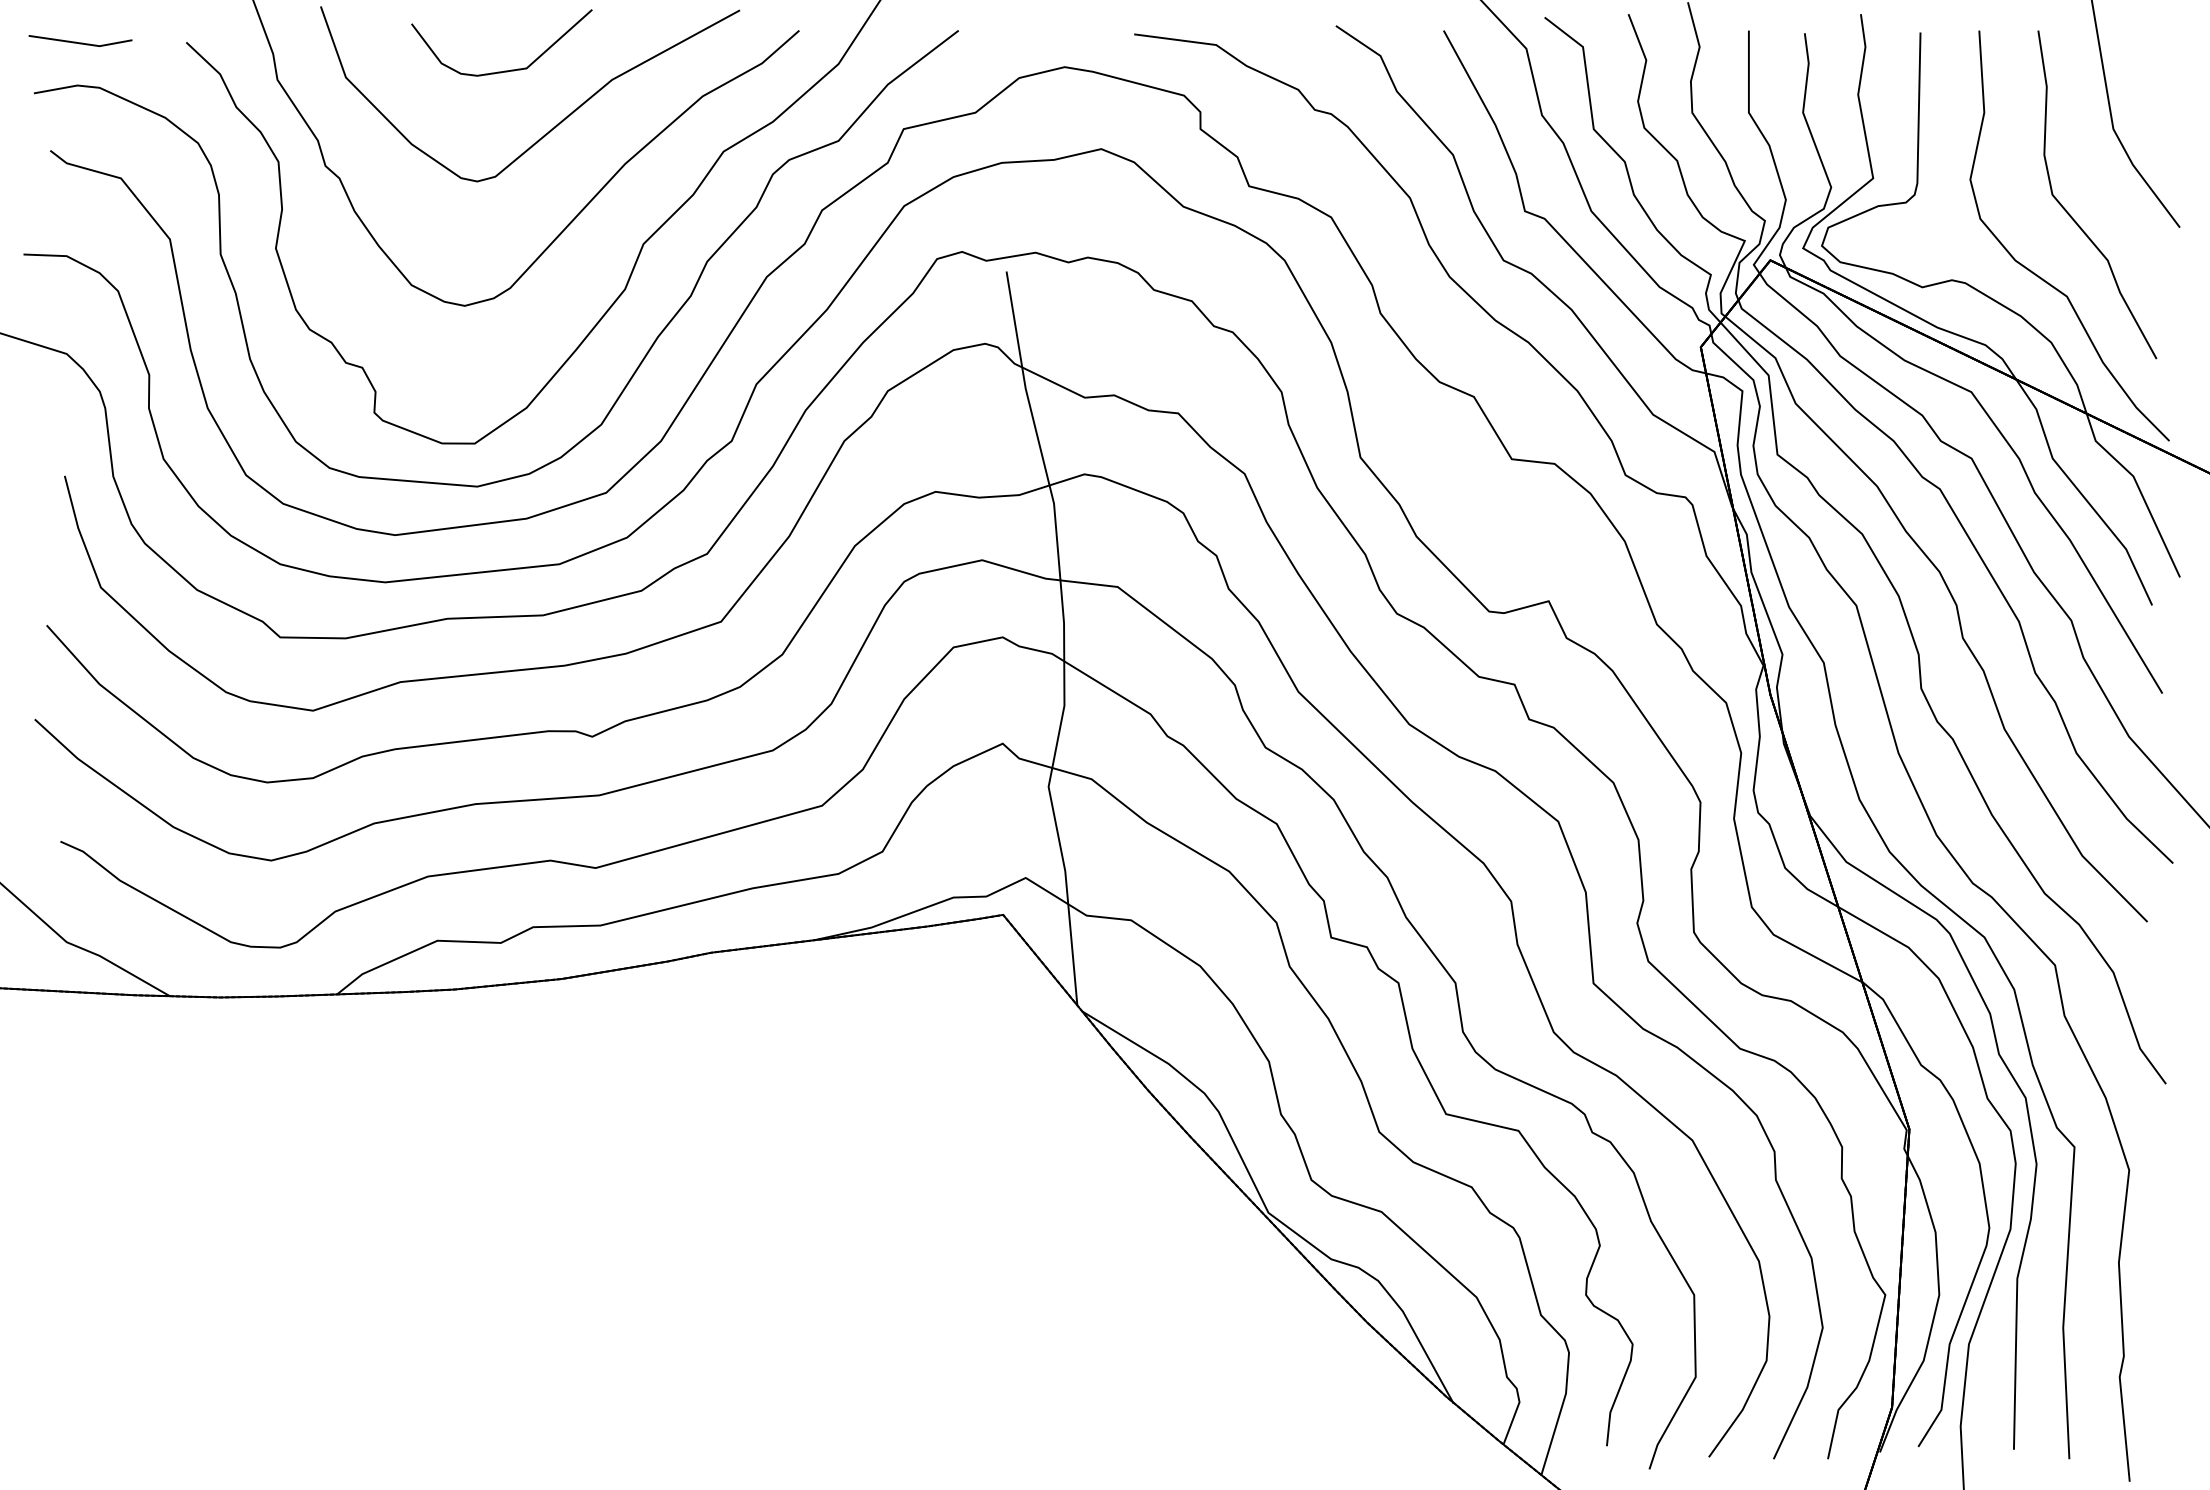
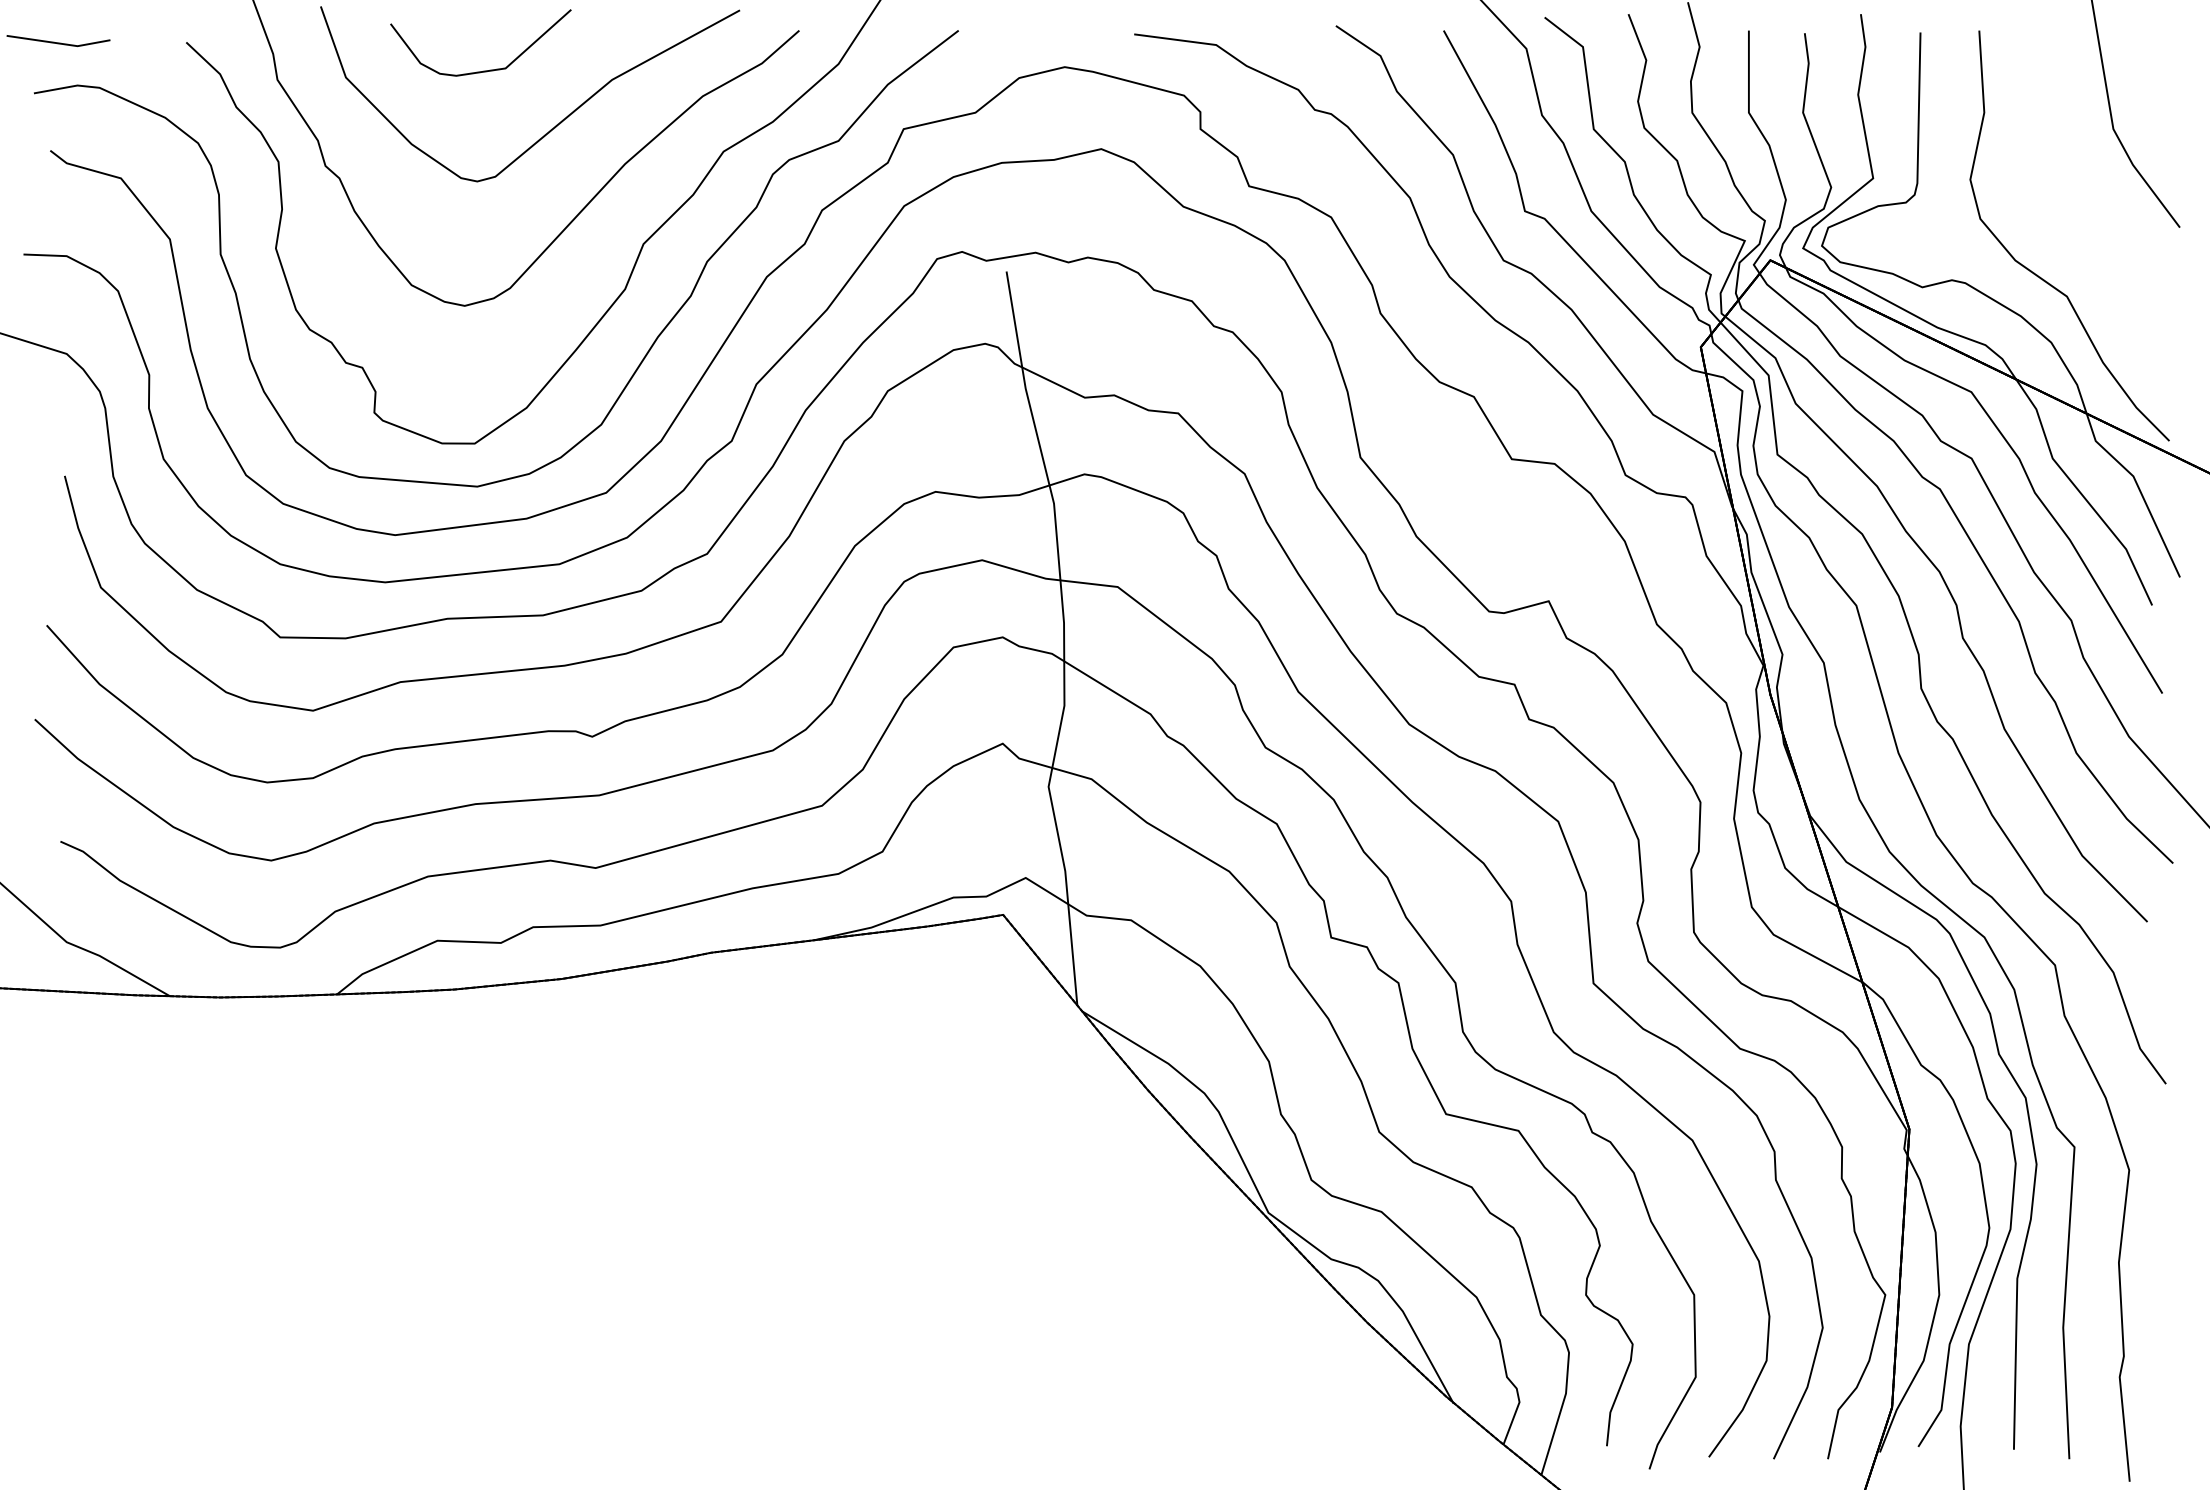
line position: (80, 42) -> (58, 42) (58, 42)
curve position: (504, 70) -> (483, 70) (483, 70)
curve: present -> none (2071, 215)
